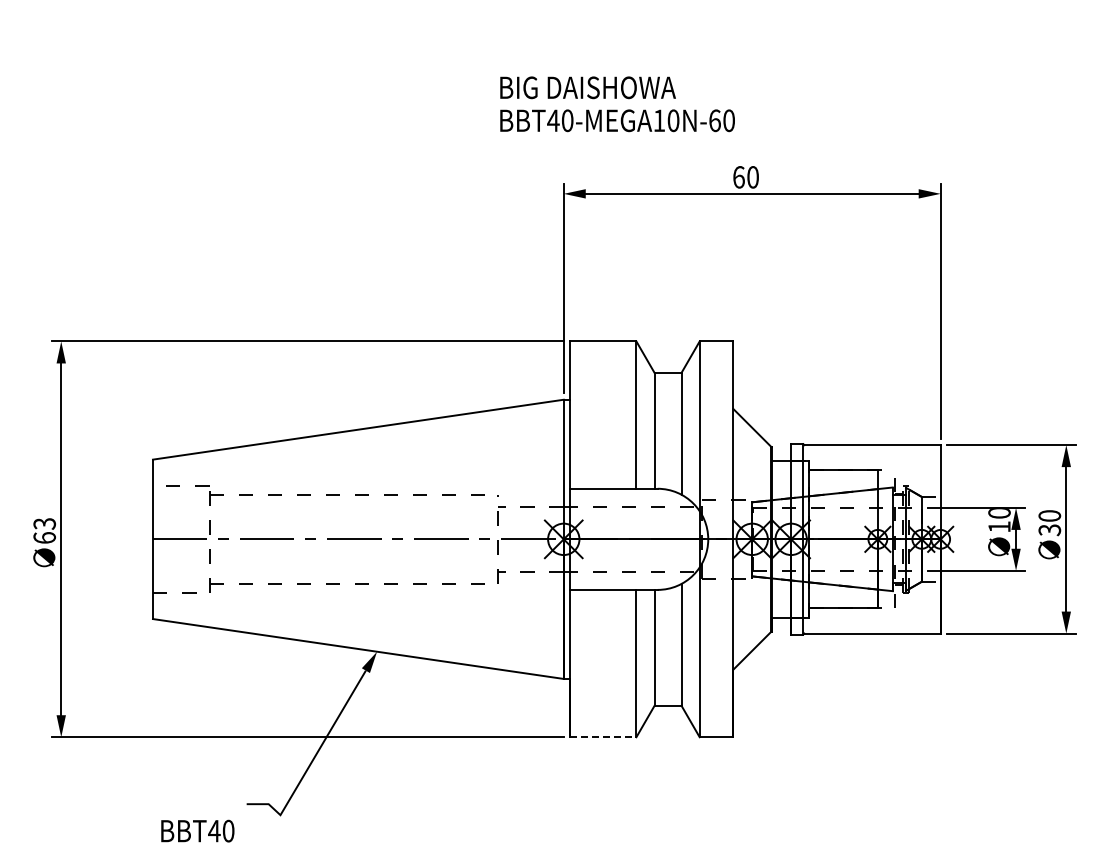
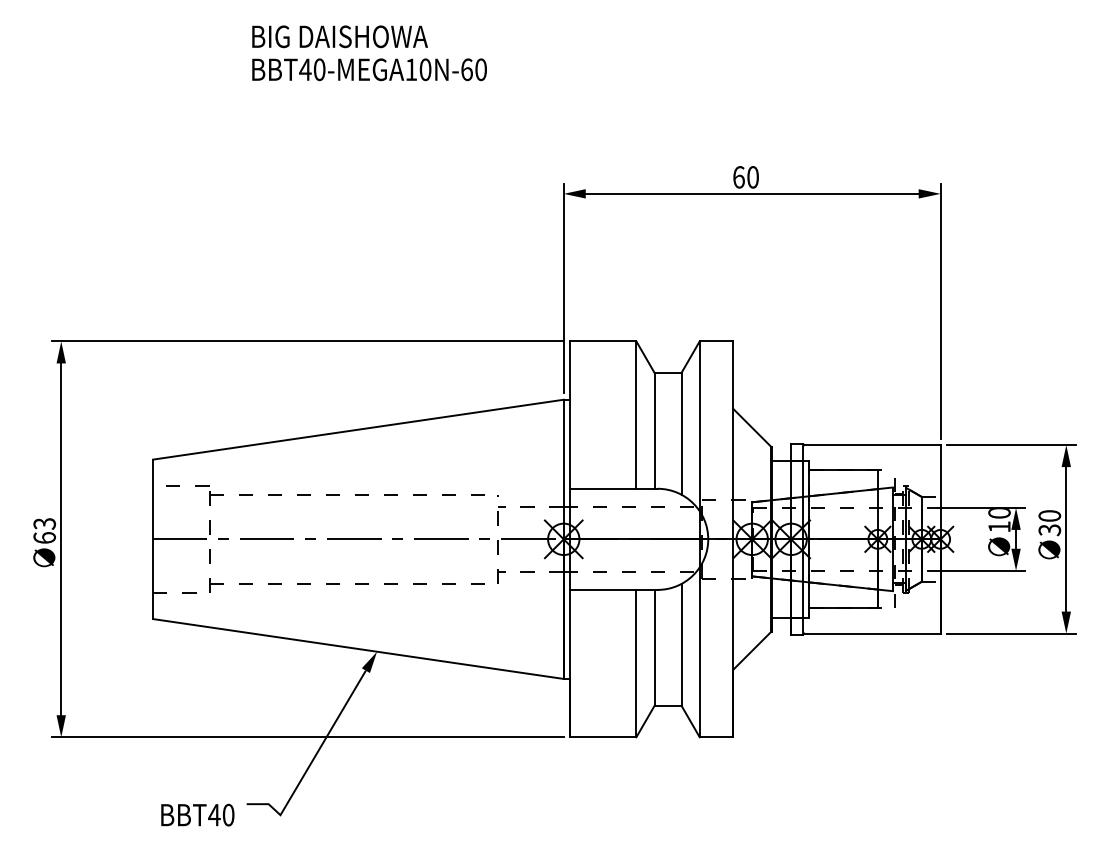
text position: (617, 104) -> (369, 53) (369, 53)
line: dashed -> solid (603, 737)
text position: (197, 830) -> (197, 814) (197, 814)
